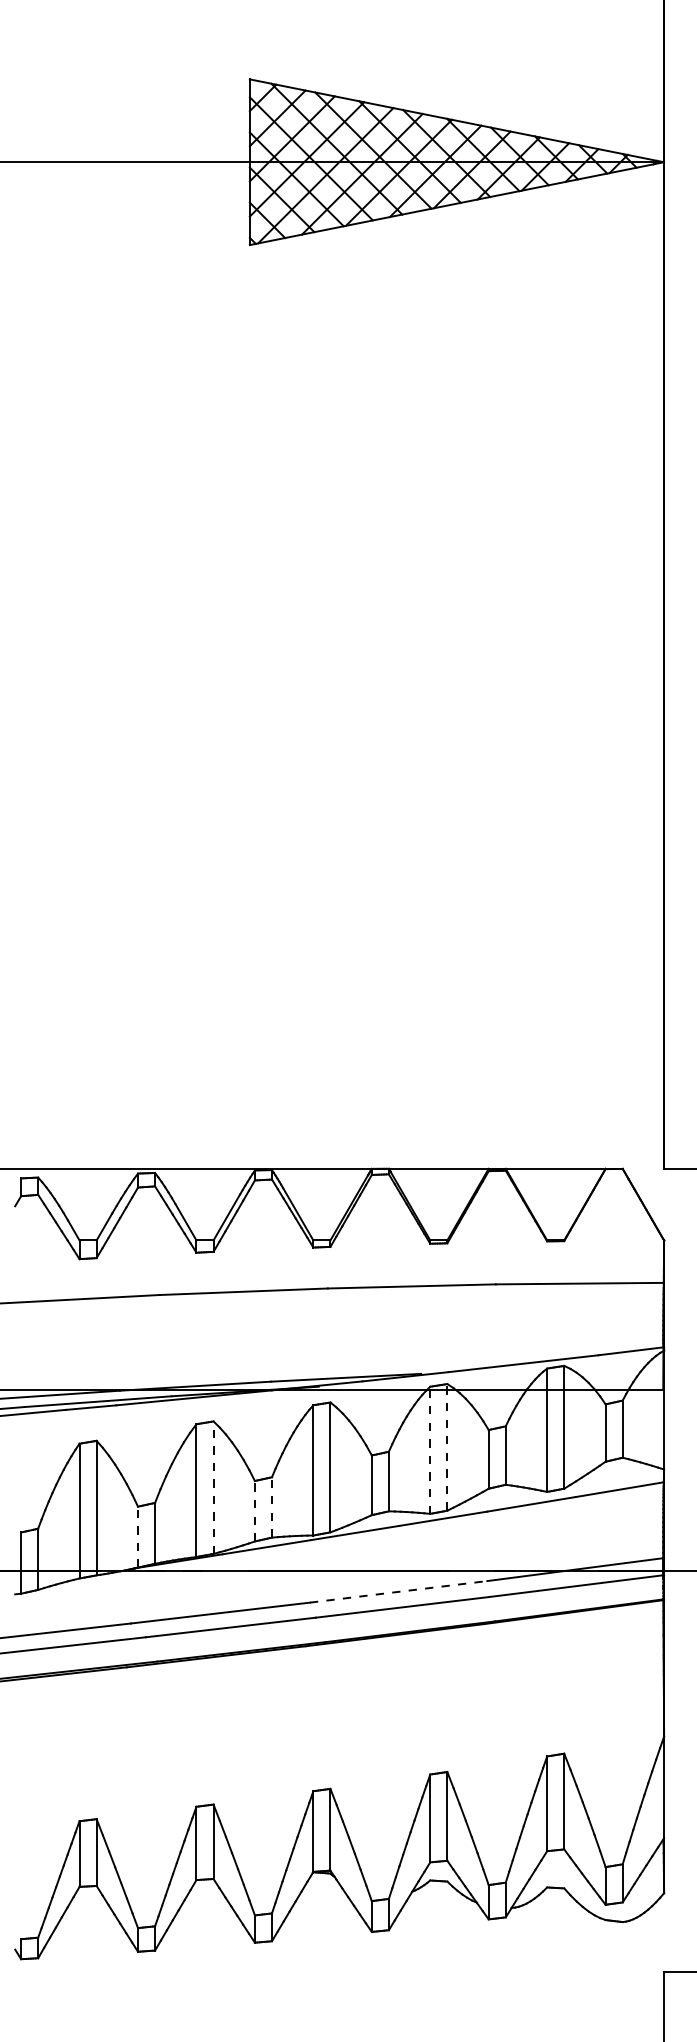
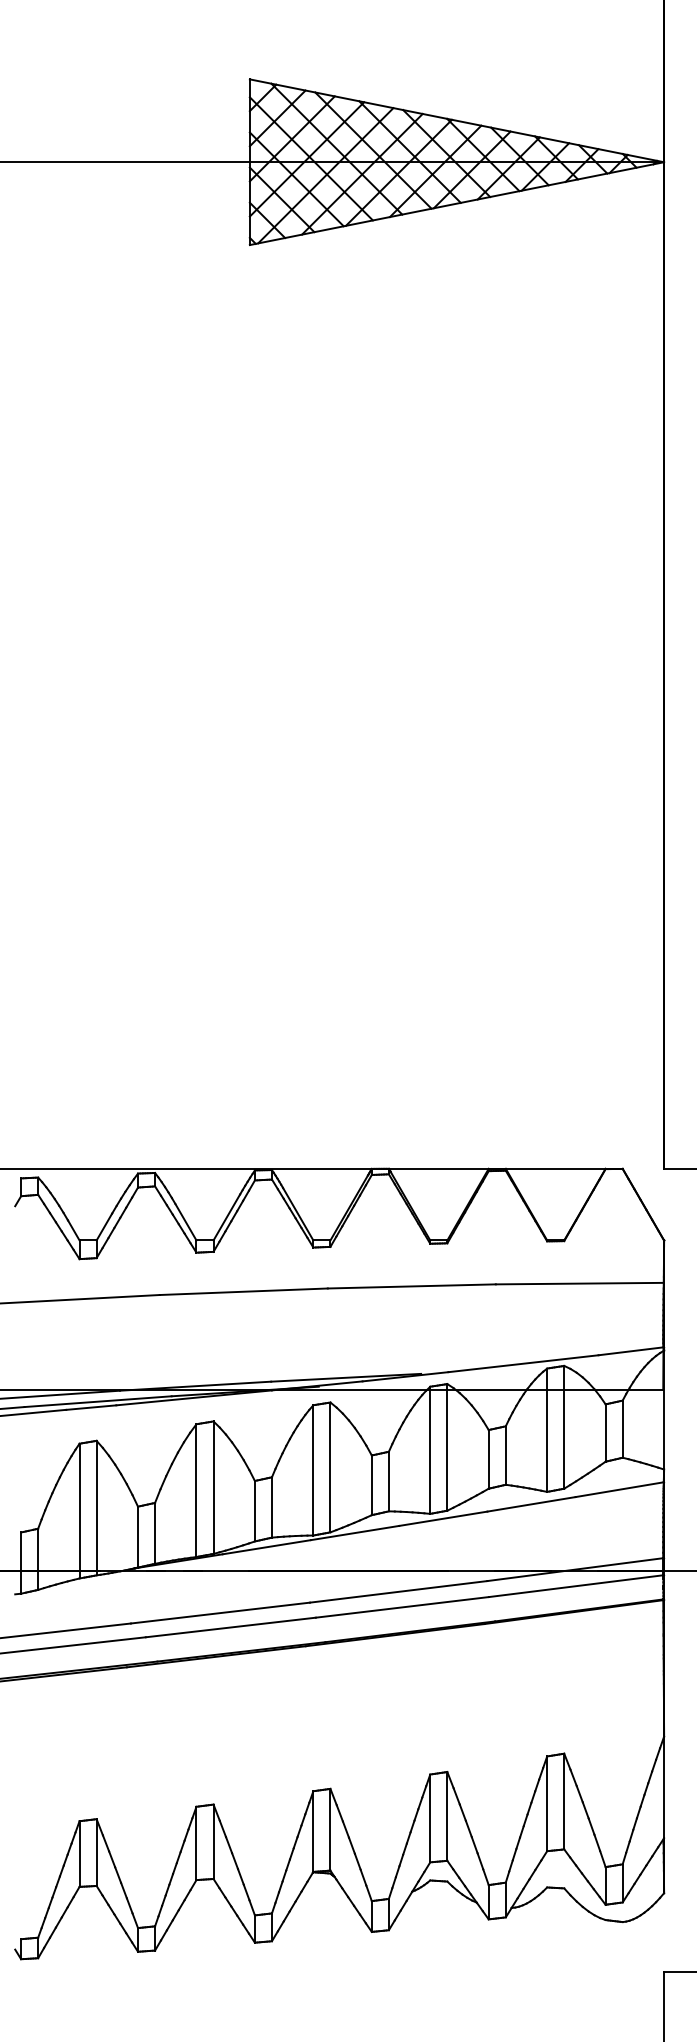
line: dashed -> solid (447, 1446)
line: dashed -> solid (430, 1450)
line: dashed -> solid (213, 1487)
line: dashed -> solid (271, 1506)
line: dashed -> solid (254, 1510)
line: dashed -> solid (138, 1536)
line: dashed -> solid (399, 1591)
